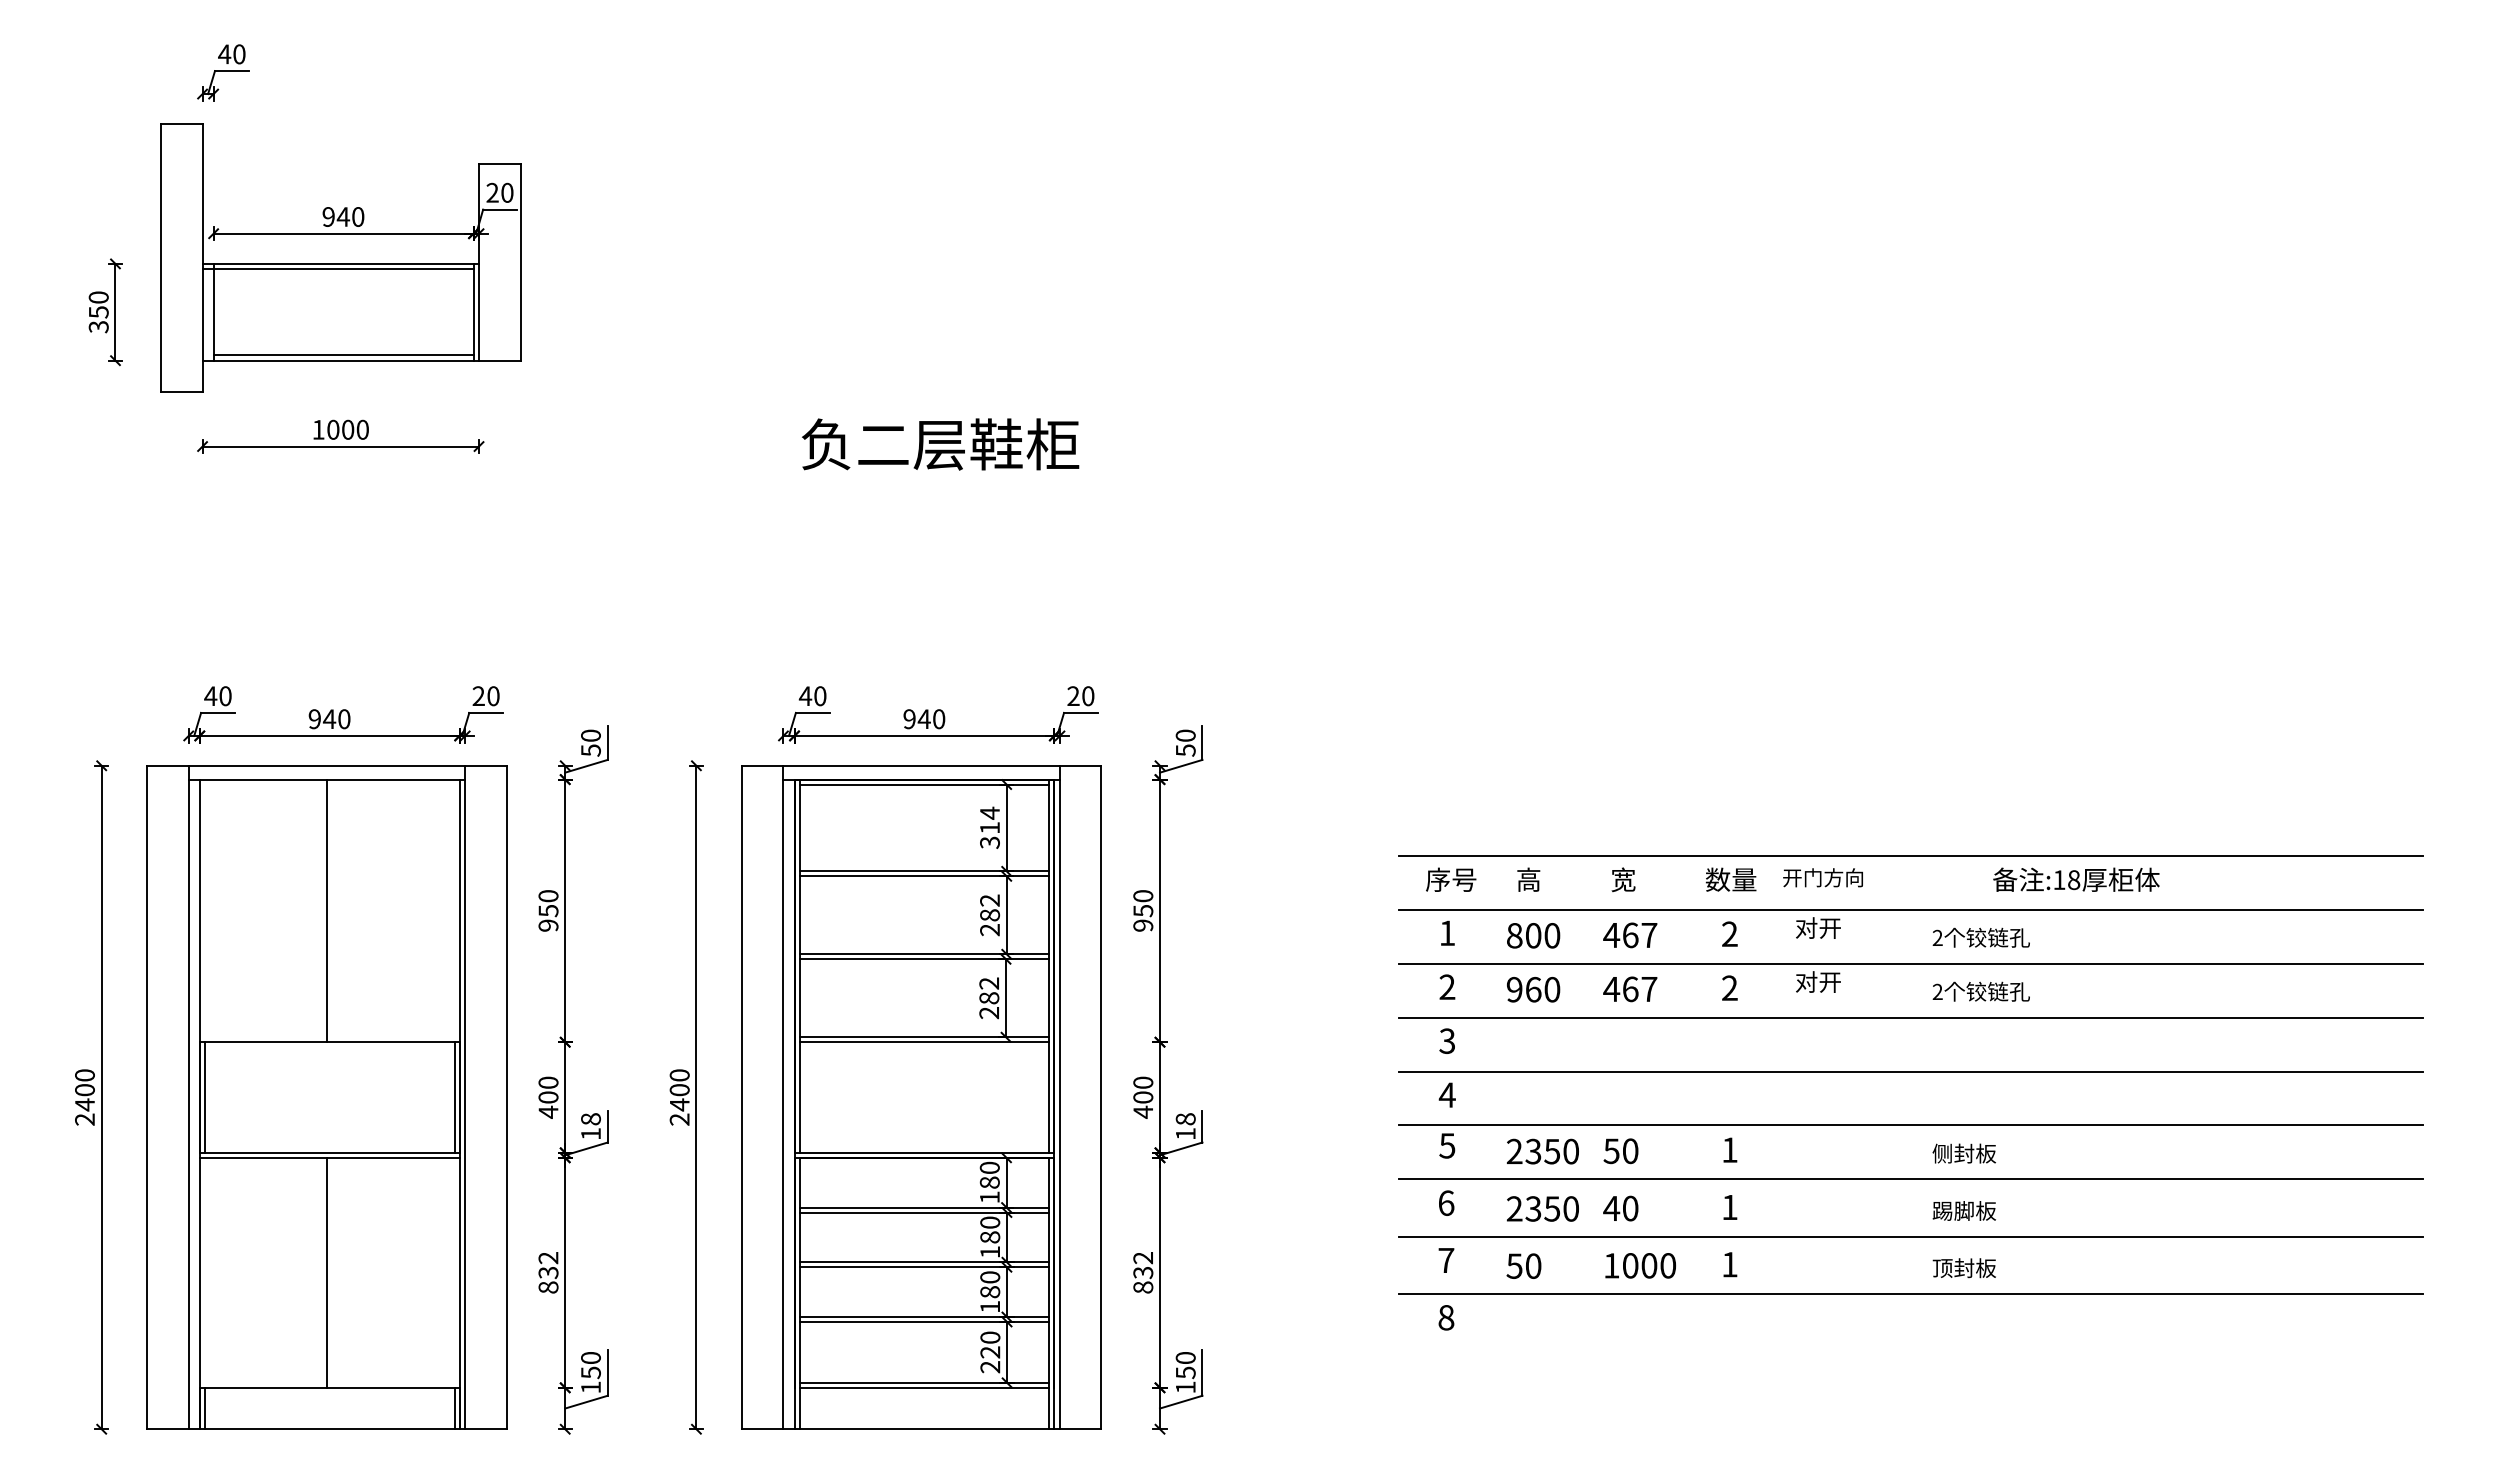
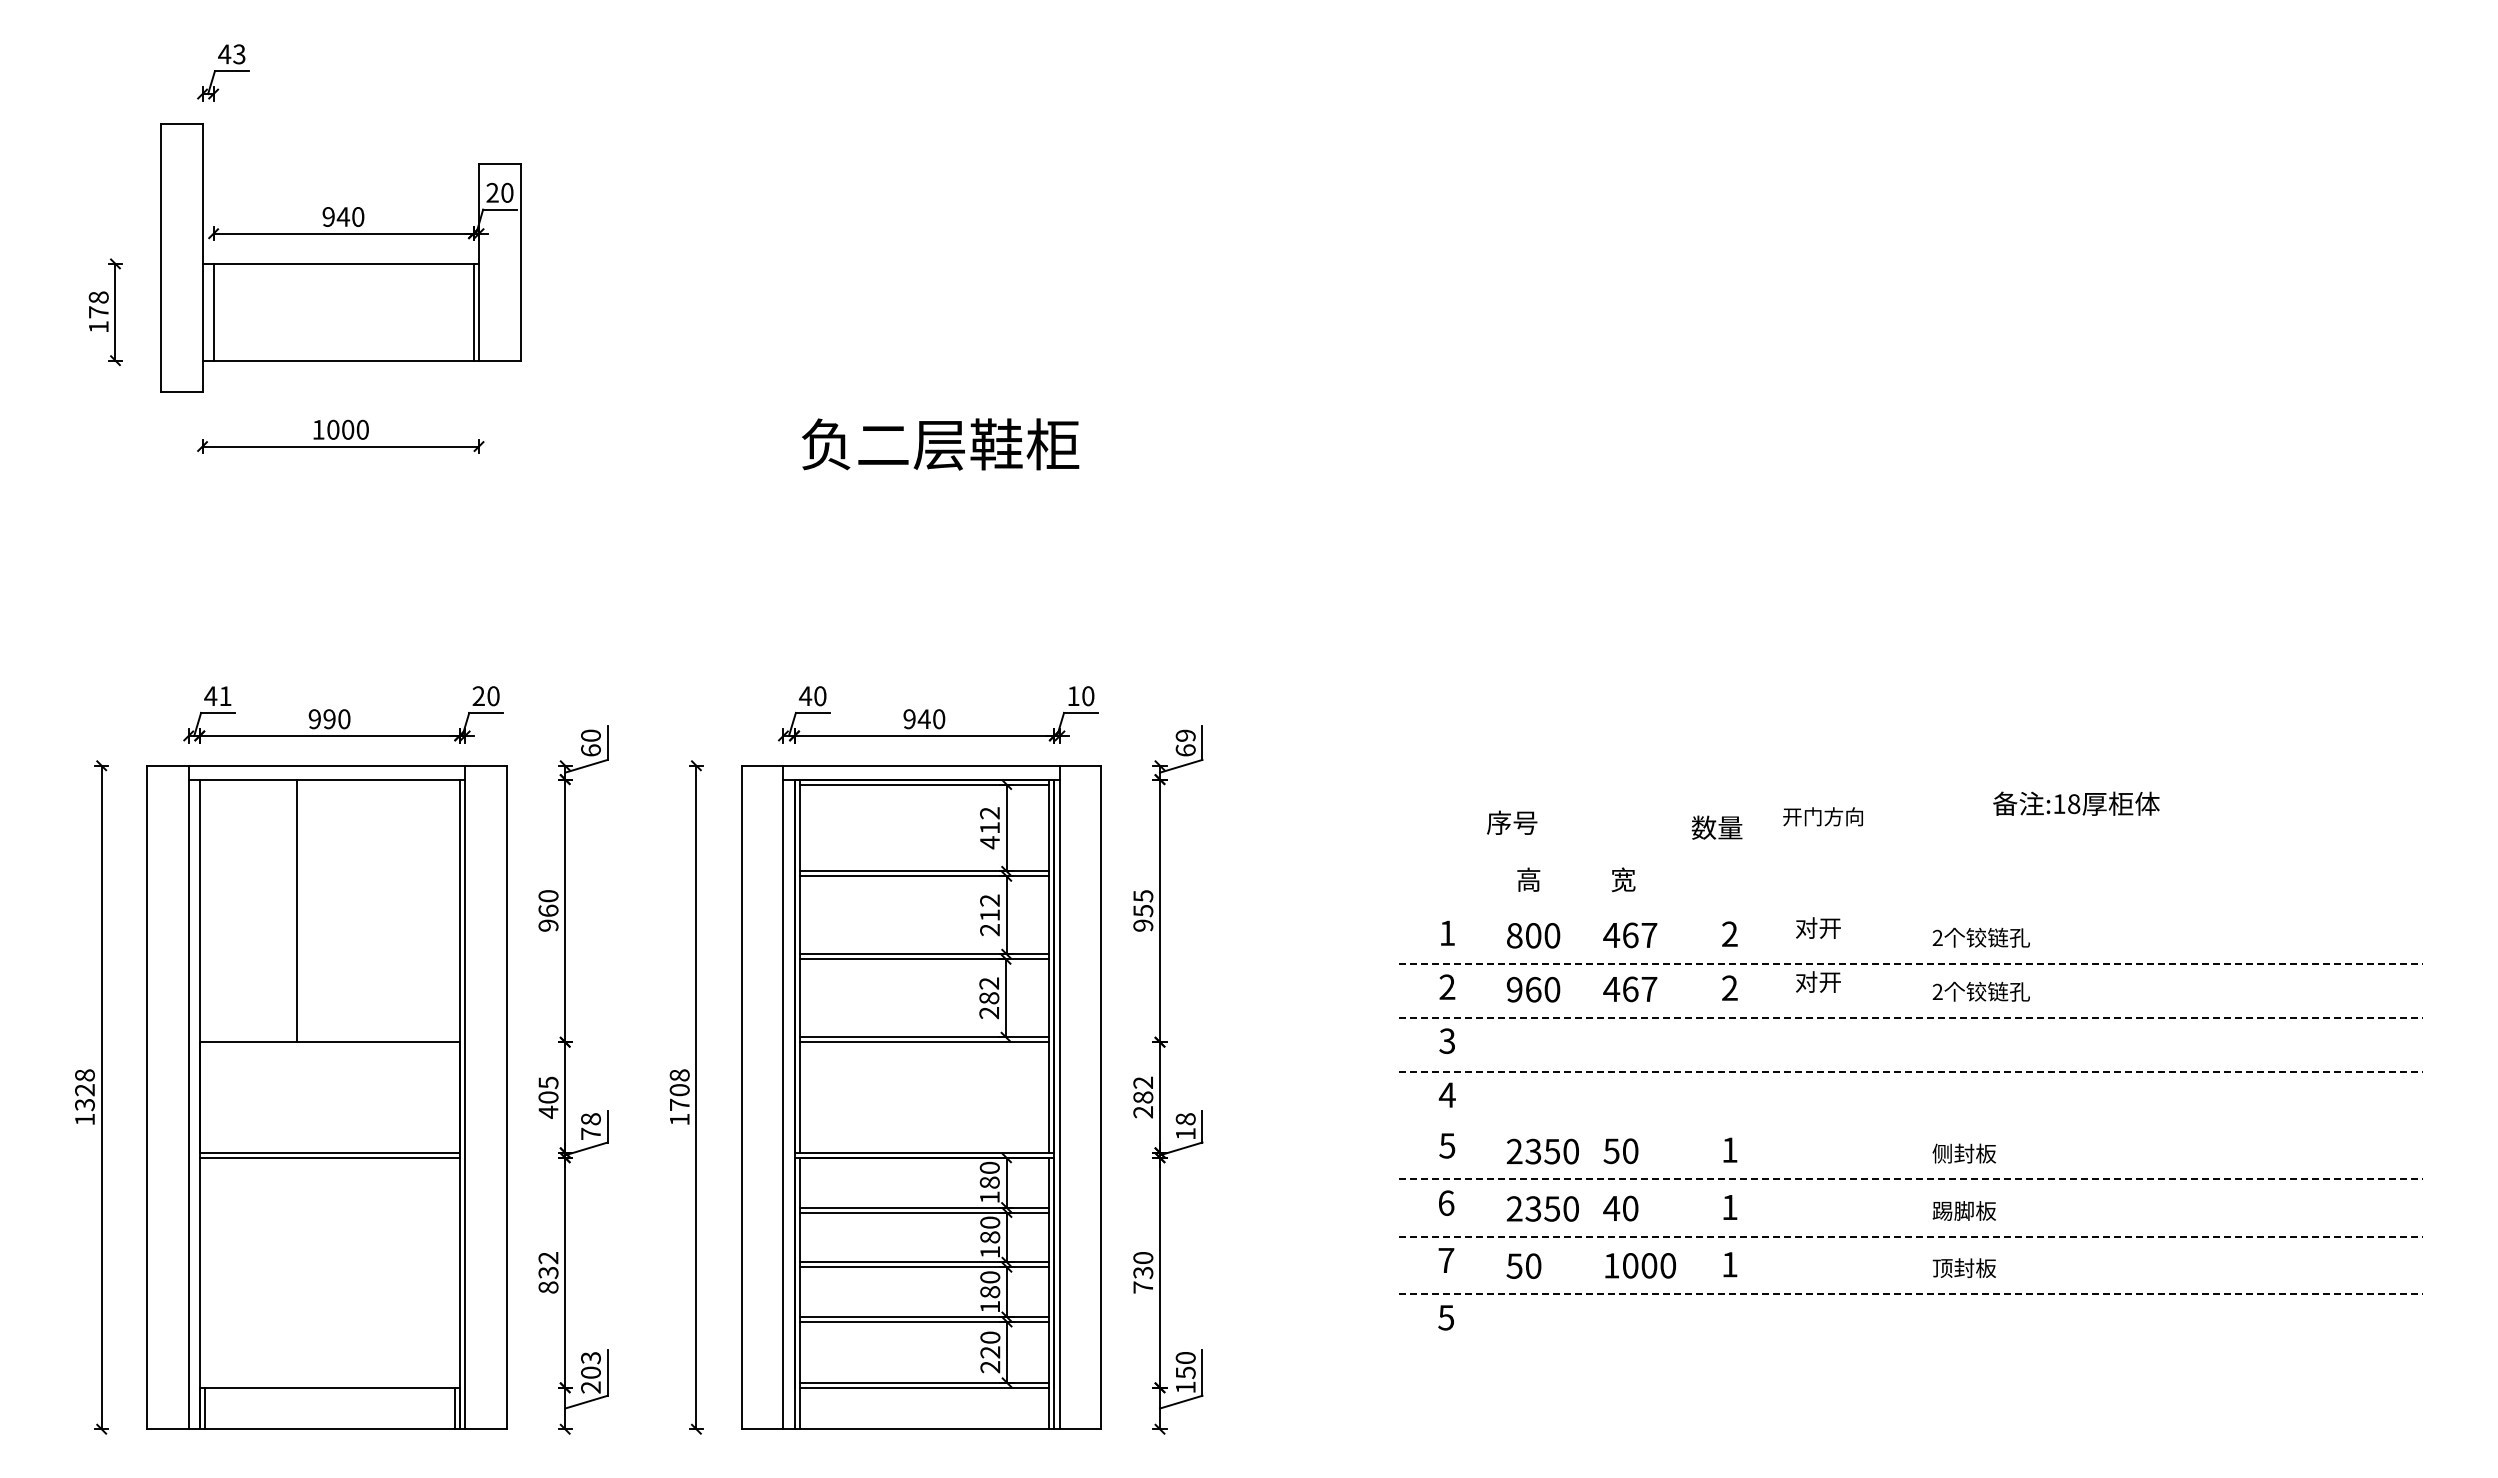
text: 40 -> 43 (239, 54)
line: present -> none (337, 268)
text: 350 -> 178 (98, 312)
line: present -> none (343, 355)
text: 20 -> 10 (1073, 695)
text: 40 -> 41 (225, 696)
text: 940 -> 990 (329, 719)
text: 50 -> 69 (1185, 742)
text: 50 -> 60 (590, 750)
text: 314 -> 412 (989, 827)
line: present -> none (1910, 855)
text position: (1822, 877) -> (1822, 816) (1822, 816)
text position: (1451, 879) -> (1512, 822) (1512, 822)
text position: (1730, 879) -> (1716, 827) (1716, 827)
text position: (2076, 879) -> (2076, 803) (2076, 803)
text: 950 -> 955 (1143, 896)
line: present -> none (1910, 909)
line position: (326, 910) -> (296, 910) (296, 910)
text: 950 -> 960 (548, 910)
text: 282 -> 212 (990, 915)
line: solid -> dashed (1911, 963)
line: solid -> dashed (1911, 1017)
line: solid -> dashed (1911, 1071)
text: 400 -> 405 (548, 1082)
text: 2400 -> 1328 (84, 1097)
line: present -> none (204, 1097)
line: present -> none (454, 1097)
text: 2400 -> 1708 (679, 1097)
text: 400 -> 282 (1143, 1097)
line: present -> none (1910, 1125)
text: 18 -> 78 (590, 1133)
line: solid -> dashed (1911, 1179)
line: solid -> dashed (1911, 1236)
line: present -> none (326, 1272)
text: 832 -> 730 (1143, 1272)
line: solid -> dashed (1911, 1294)
text: 8 -> 5 (1446, 1317)
text: 150 -> 203 (590, 1372)
